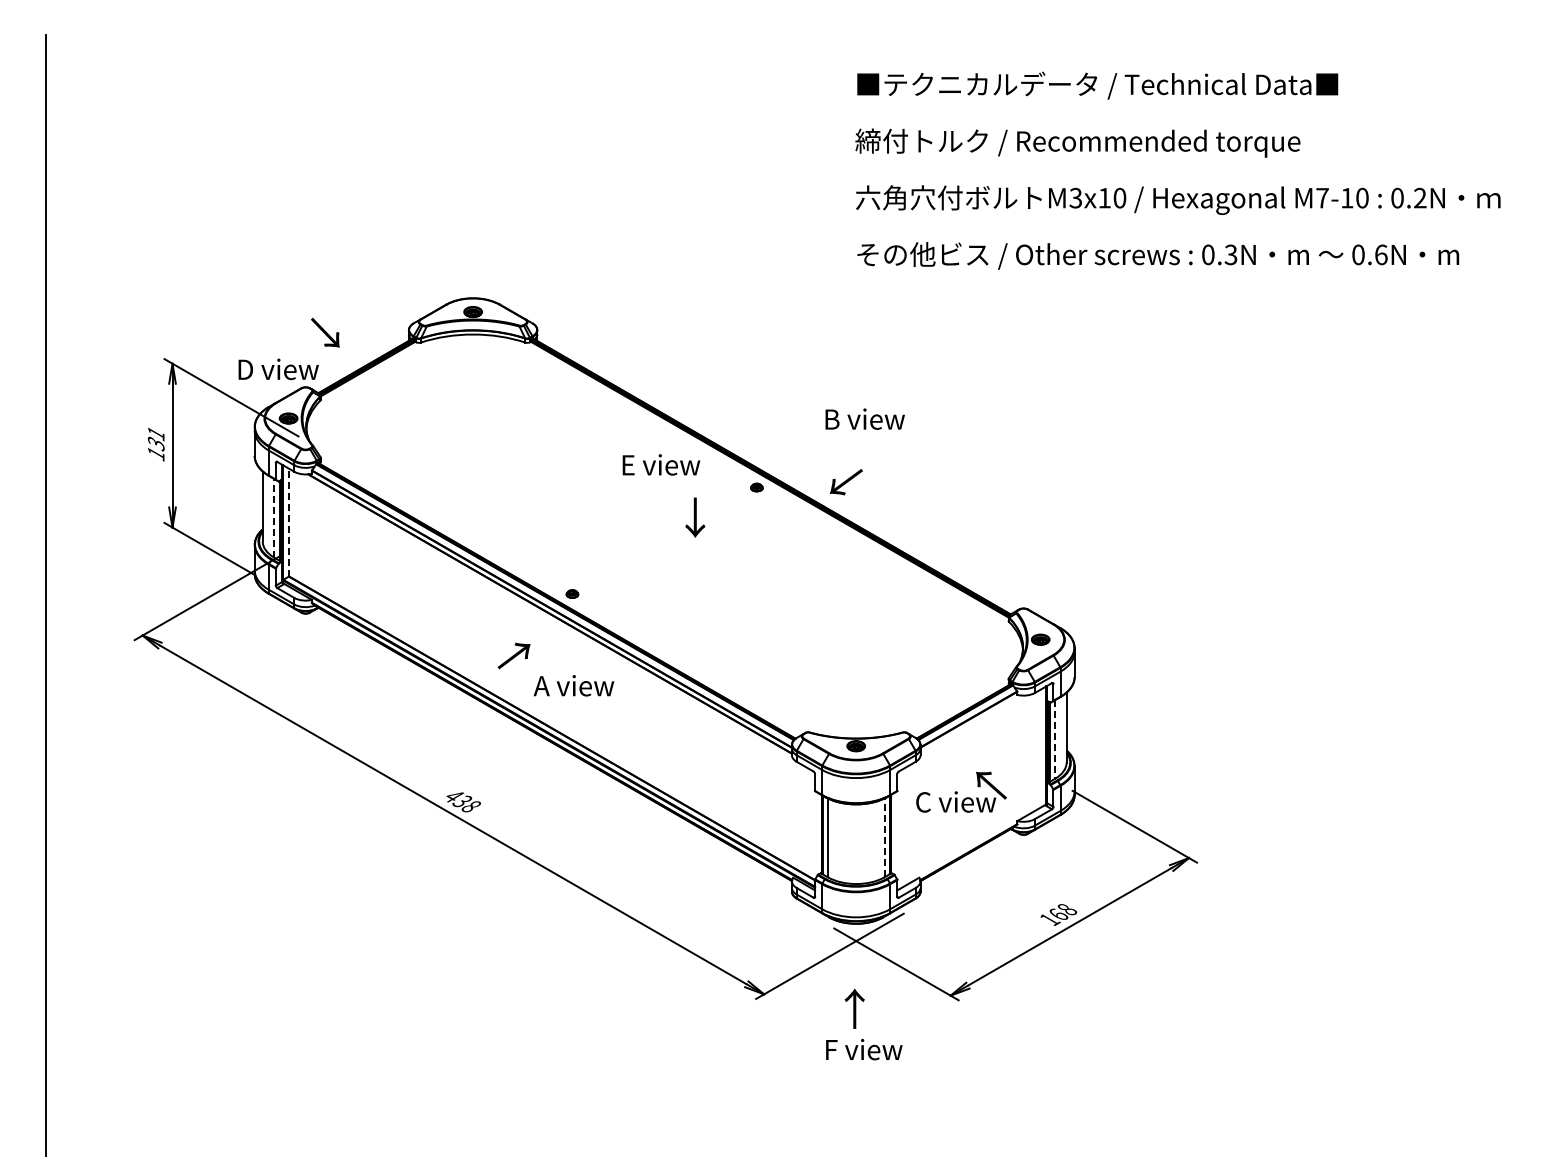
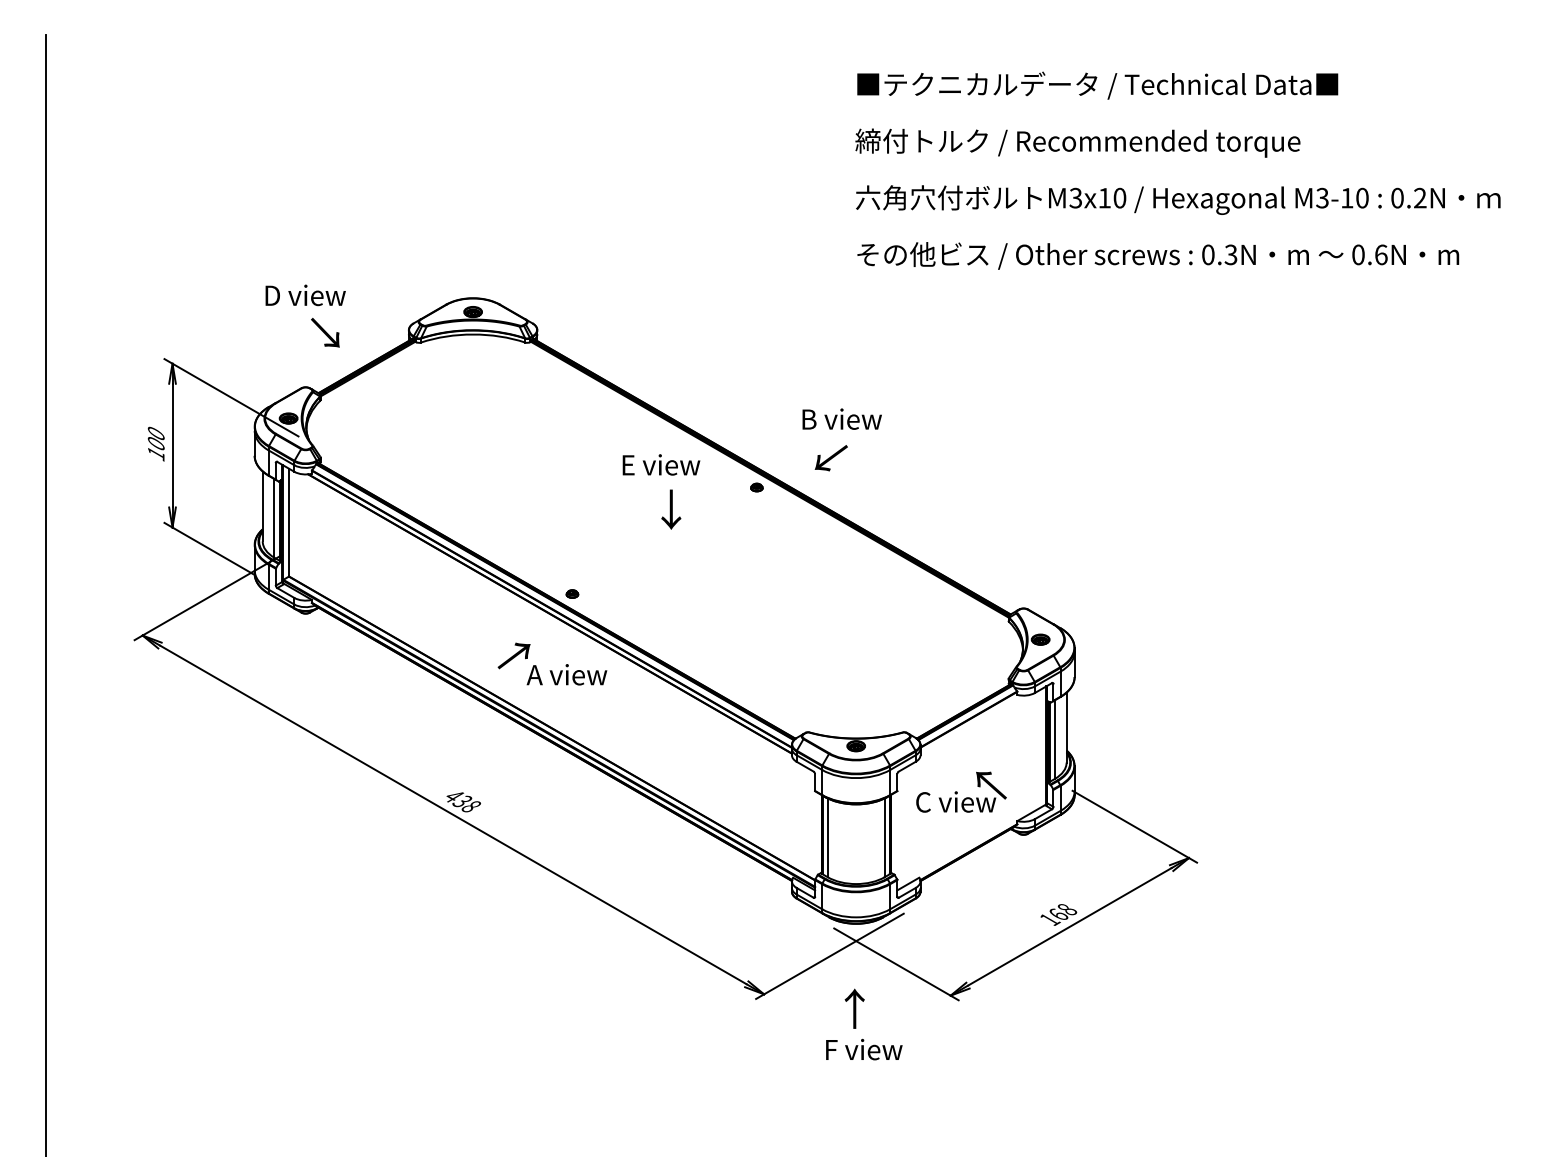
text: M7-10 -> M3-10 (1322, 197)
text position: (278, 369) -> (305, 295) (305, 295)
text position: (864, 418) -> (841, 418) (841, 418)
text: 131 -> 100 (155, 438)
text position: (845, 482) -> (830, 458) (830, 458)
line: dashed -> solid (274, 517)
text position: (695, 517) -> (671, 509) (671, 509)
line: dashed -> solid (289, 522)
text position: (573, 685) -> (566, 674) (566, 674)
line: dashed -> solid (1054, 740)
line: dashed -> solid (884, 837)
